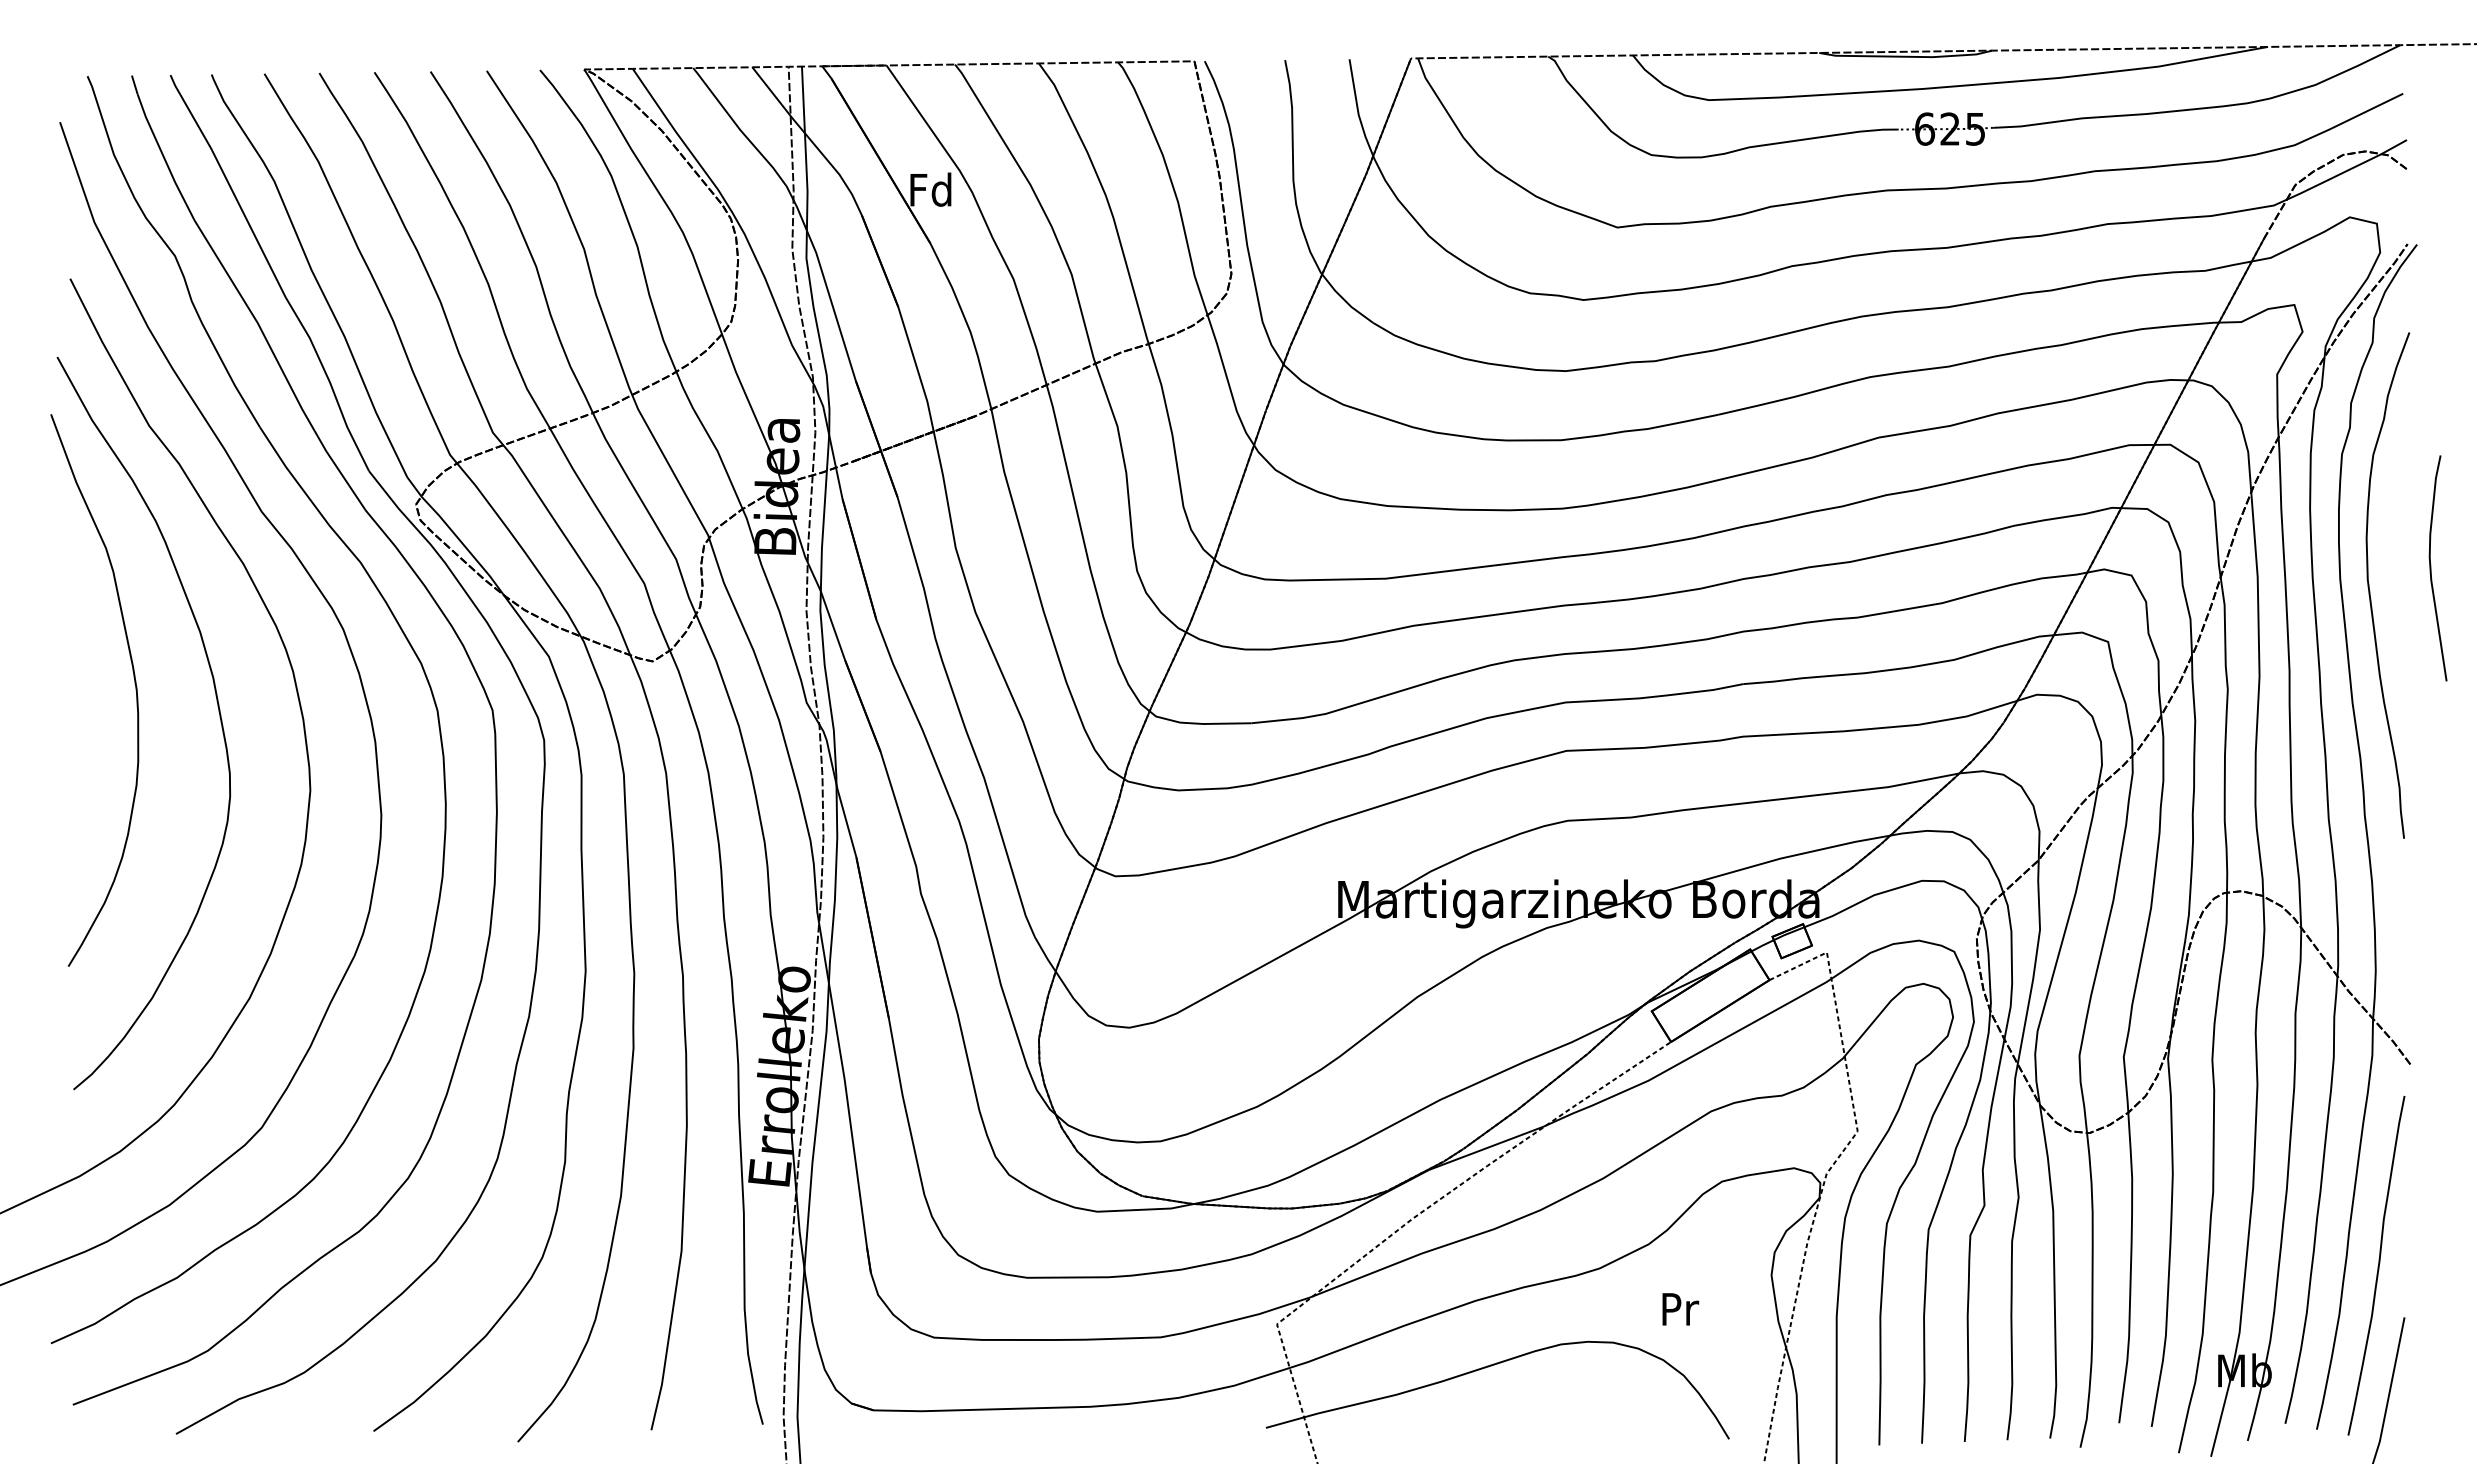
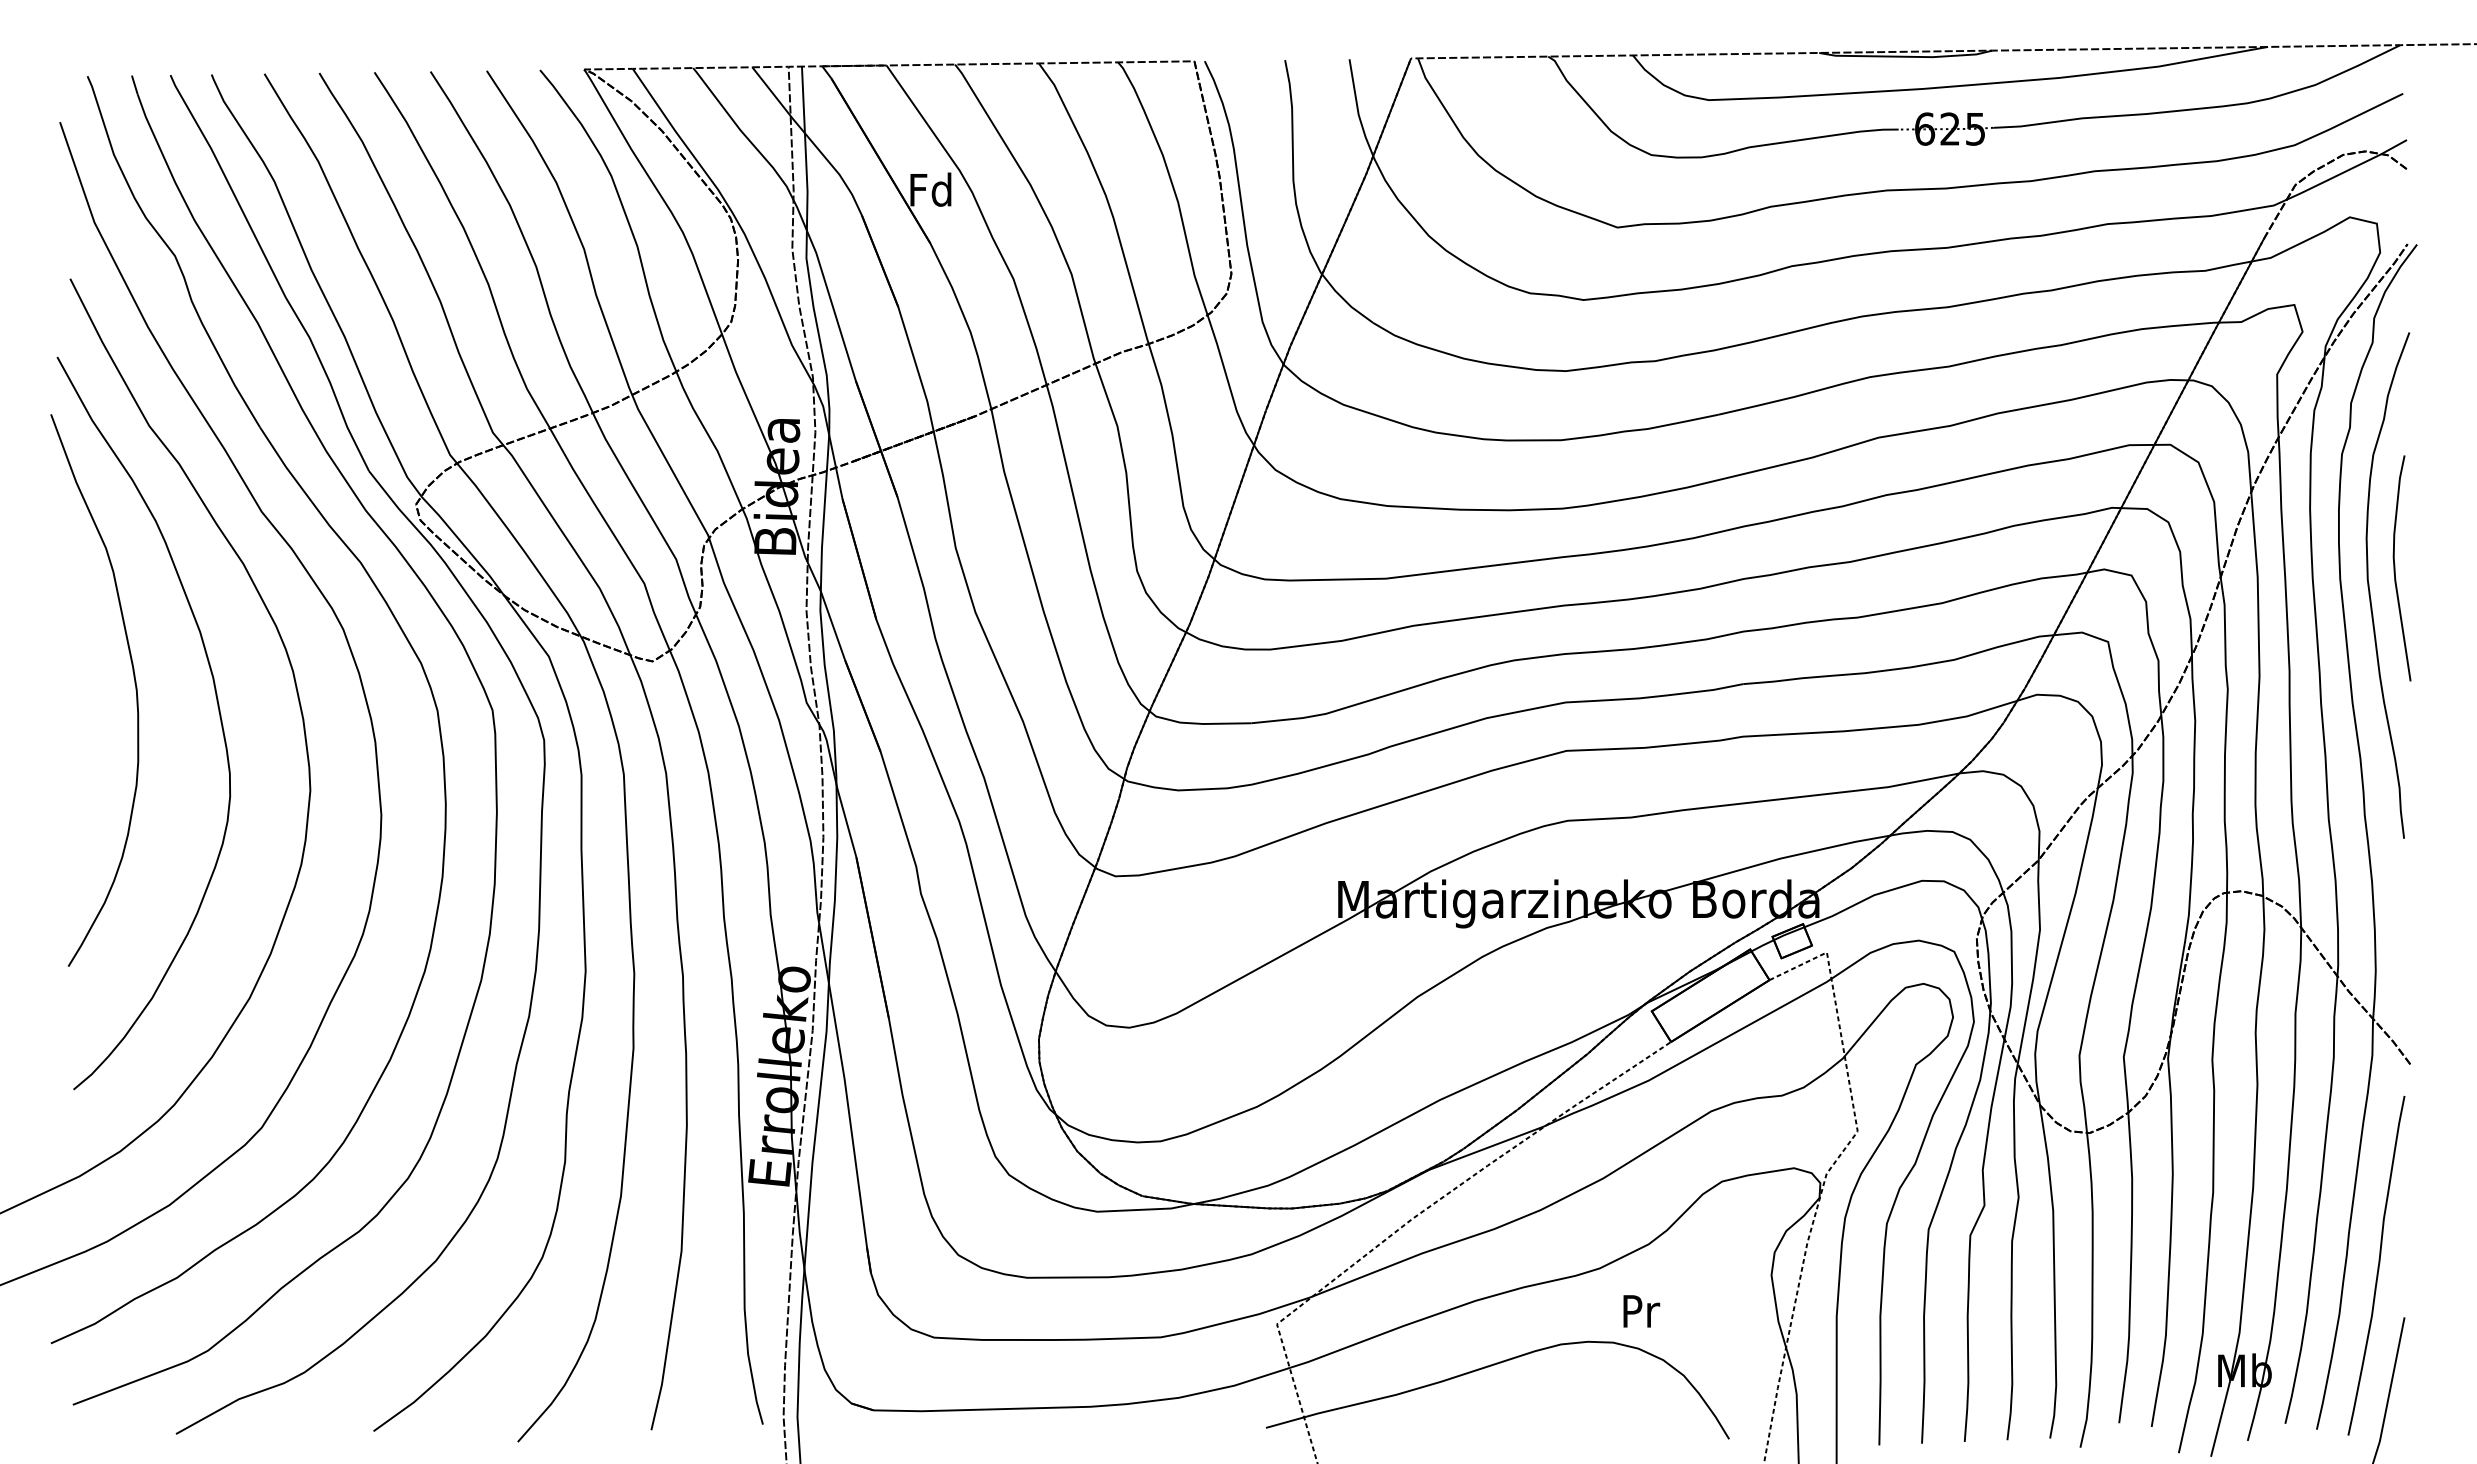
curve position: (2431, 568) -> (2395, 568) (2395, 568)
text position: (1680, 1309) -> (1641, 1311) (1641, 1311)
